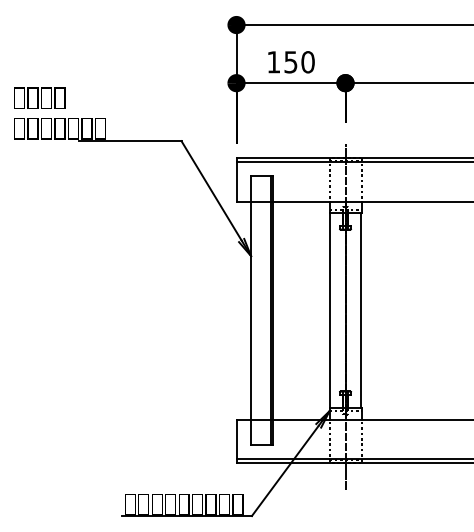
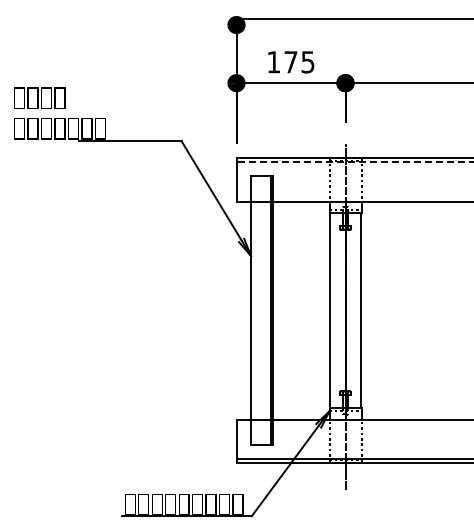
line position: (353, 25) -> (353, 19) (353, 19)
text: 150 -> 175 (299, 62)
line: solid -> dashed (354, 162)
